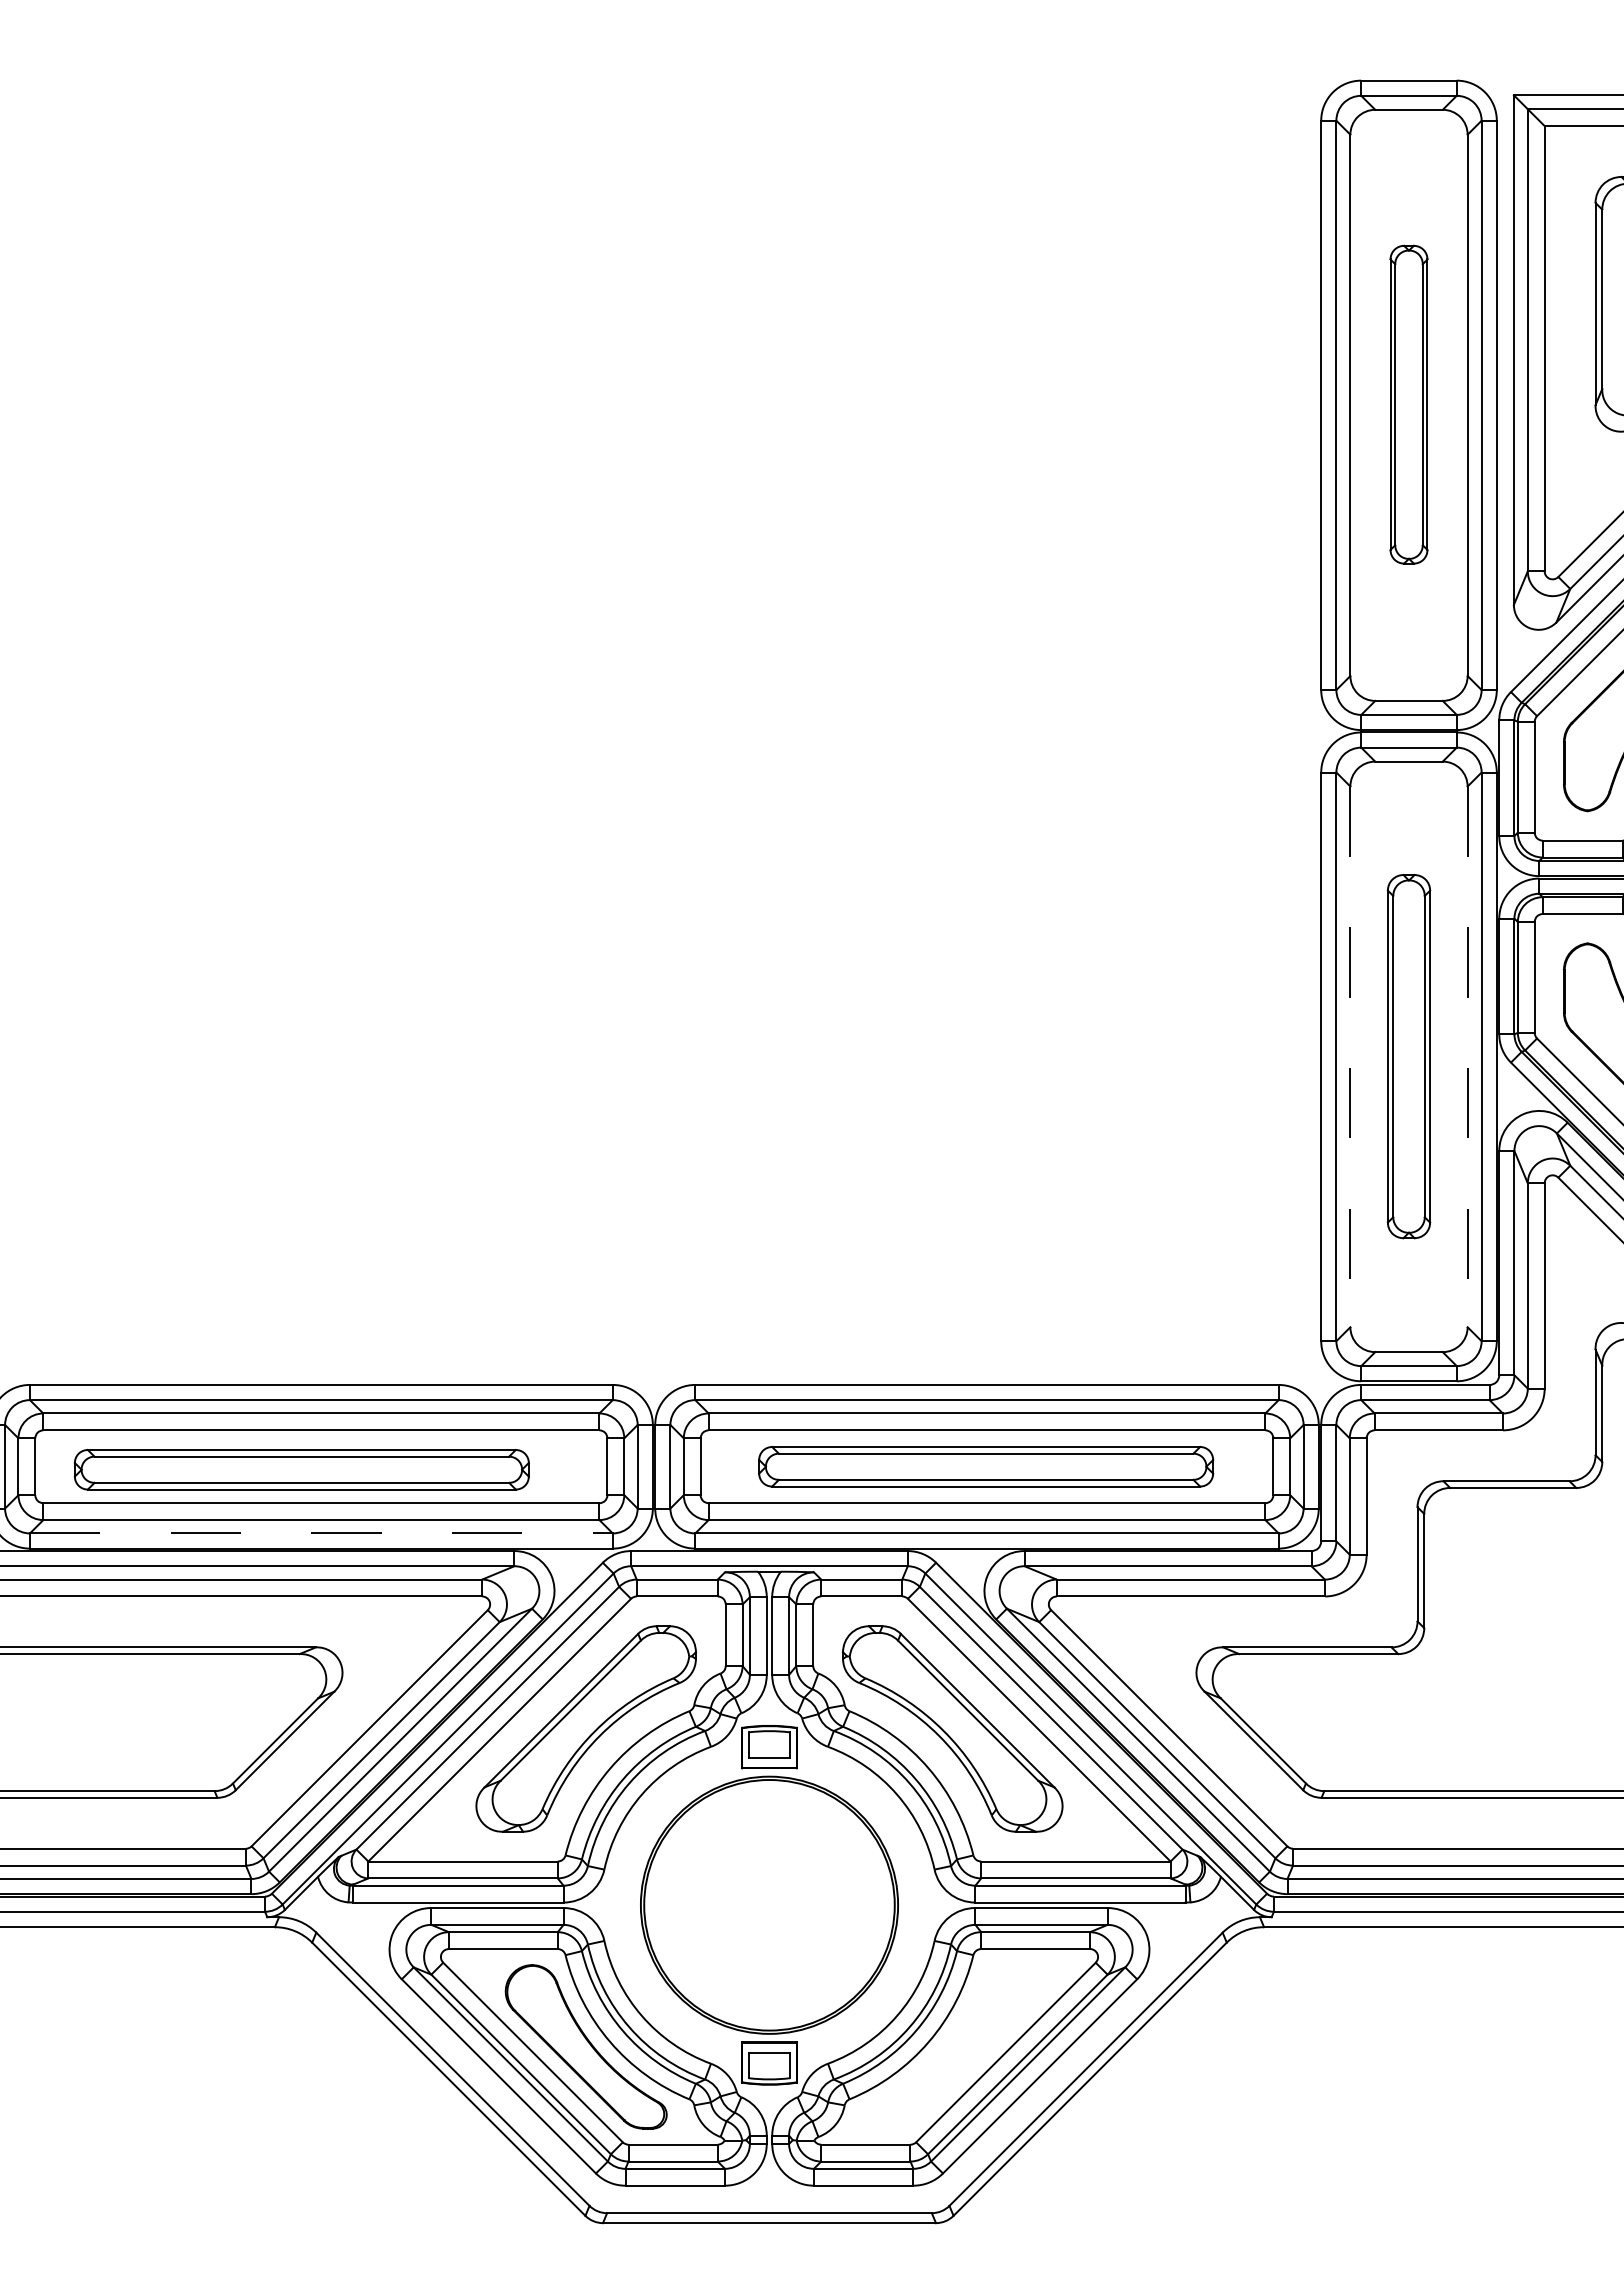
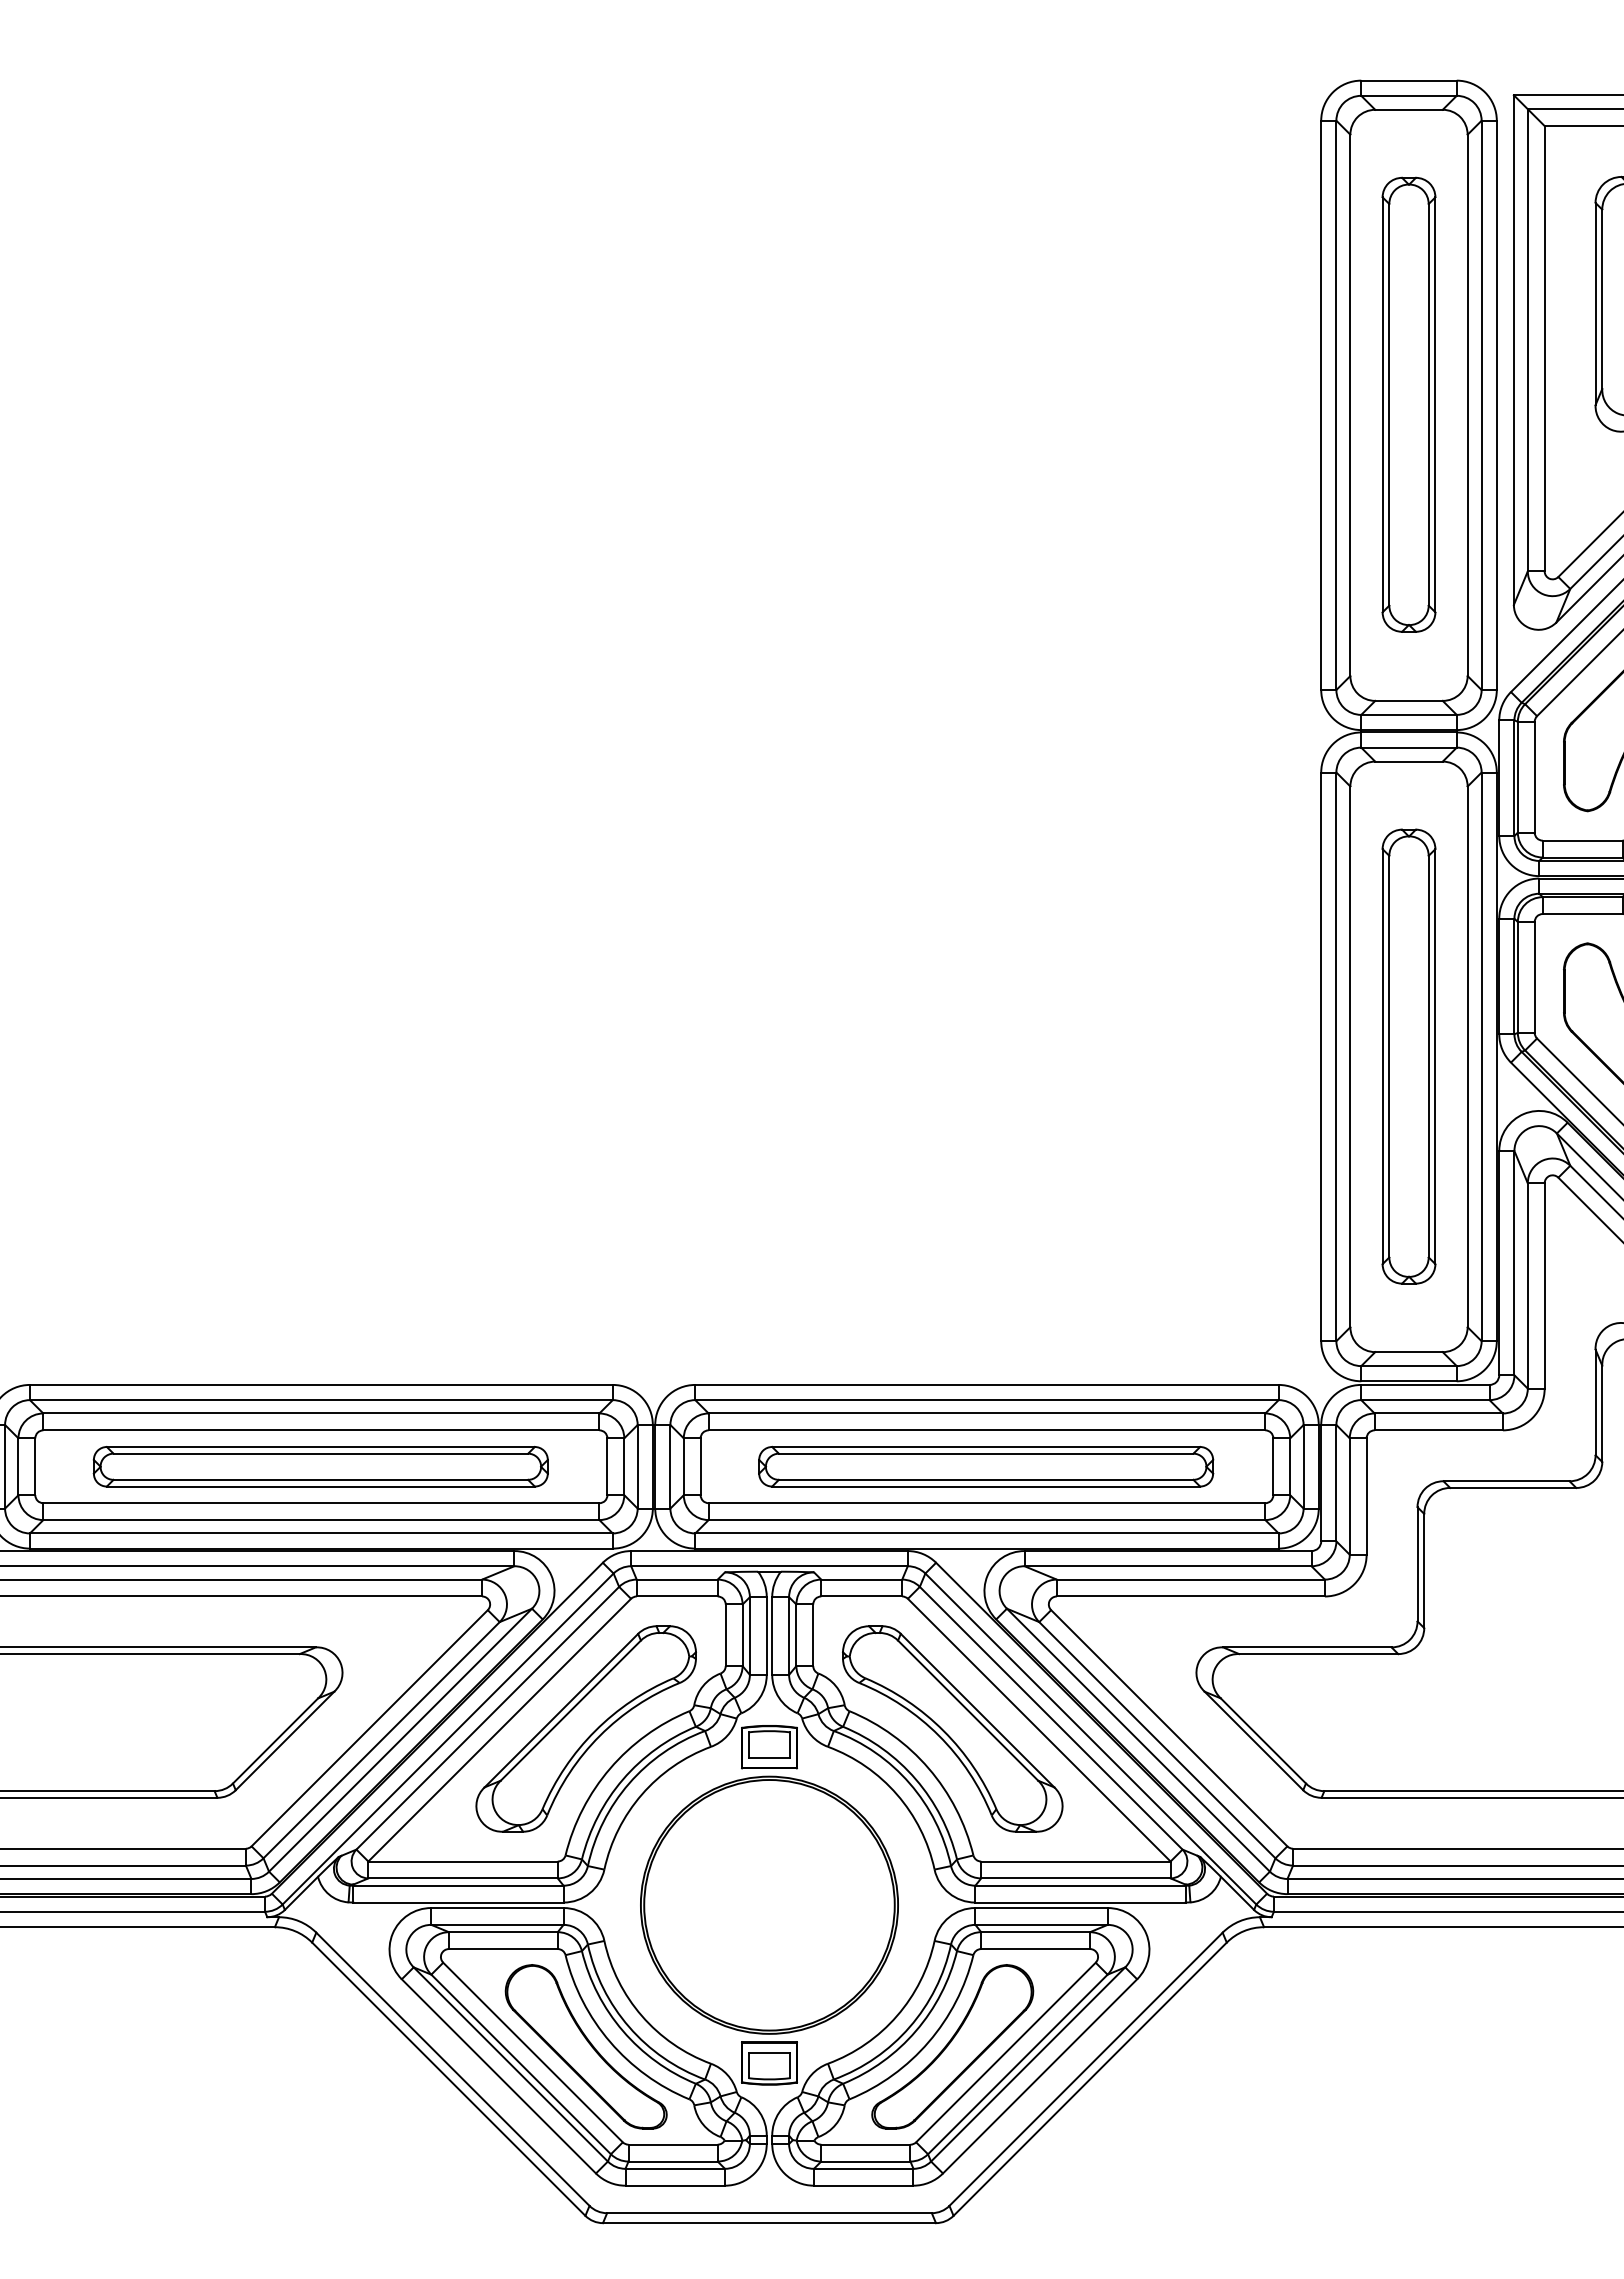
part size: 40x321 px -> 56x457 px (1408, 404)
part size: 46x366 px -> 56x457 px (1408, 1056)
line: dashed -> solid (1350, 1057)
line: dashed -> solid (1467, 1057)
part position: (301, 1469) -> (320, 1466) (320, 1466)
line: dashed -> solid (321, 1533)
part: none -> present (952, 2046)
